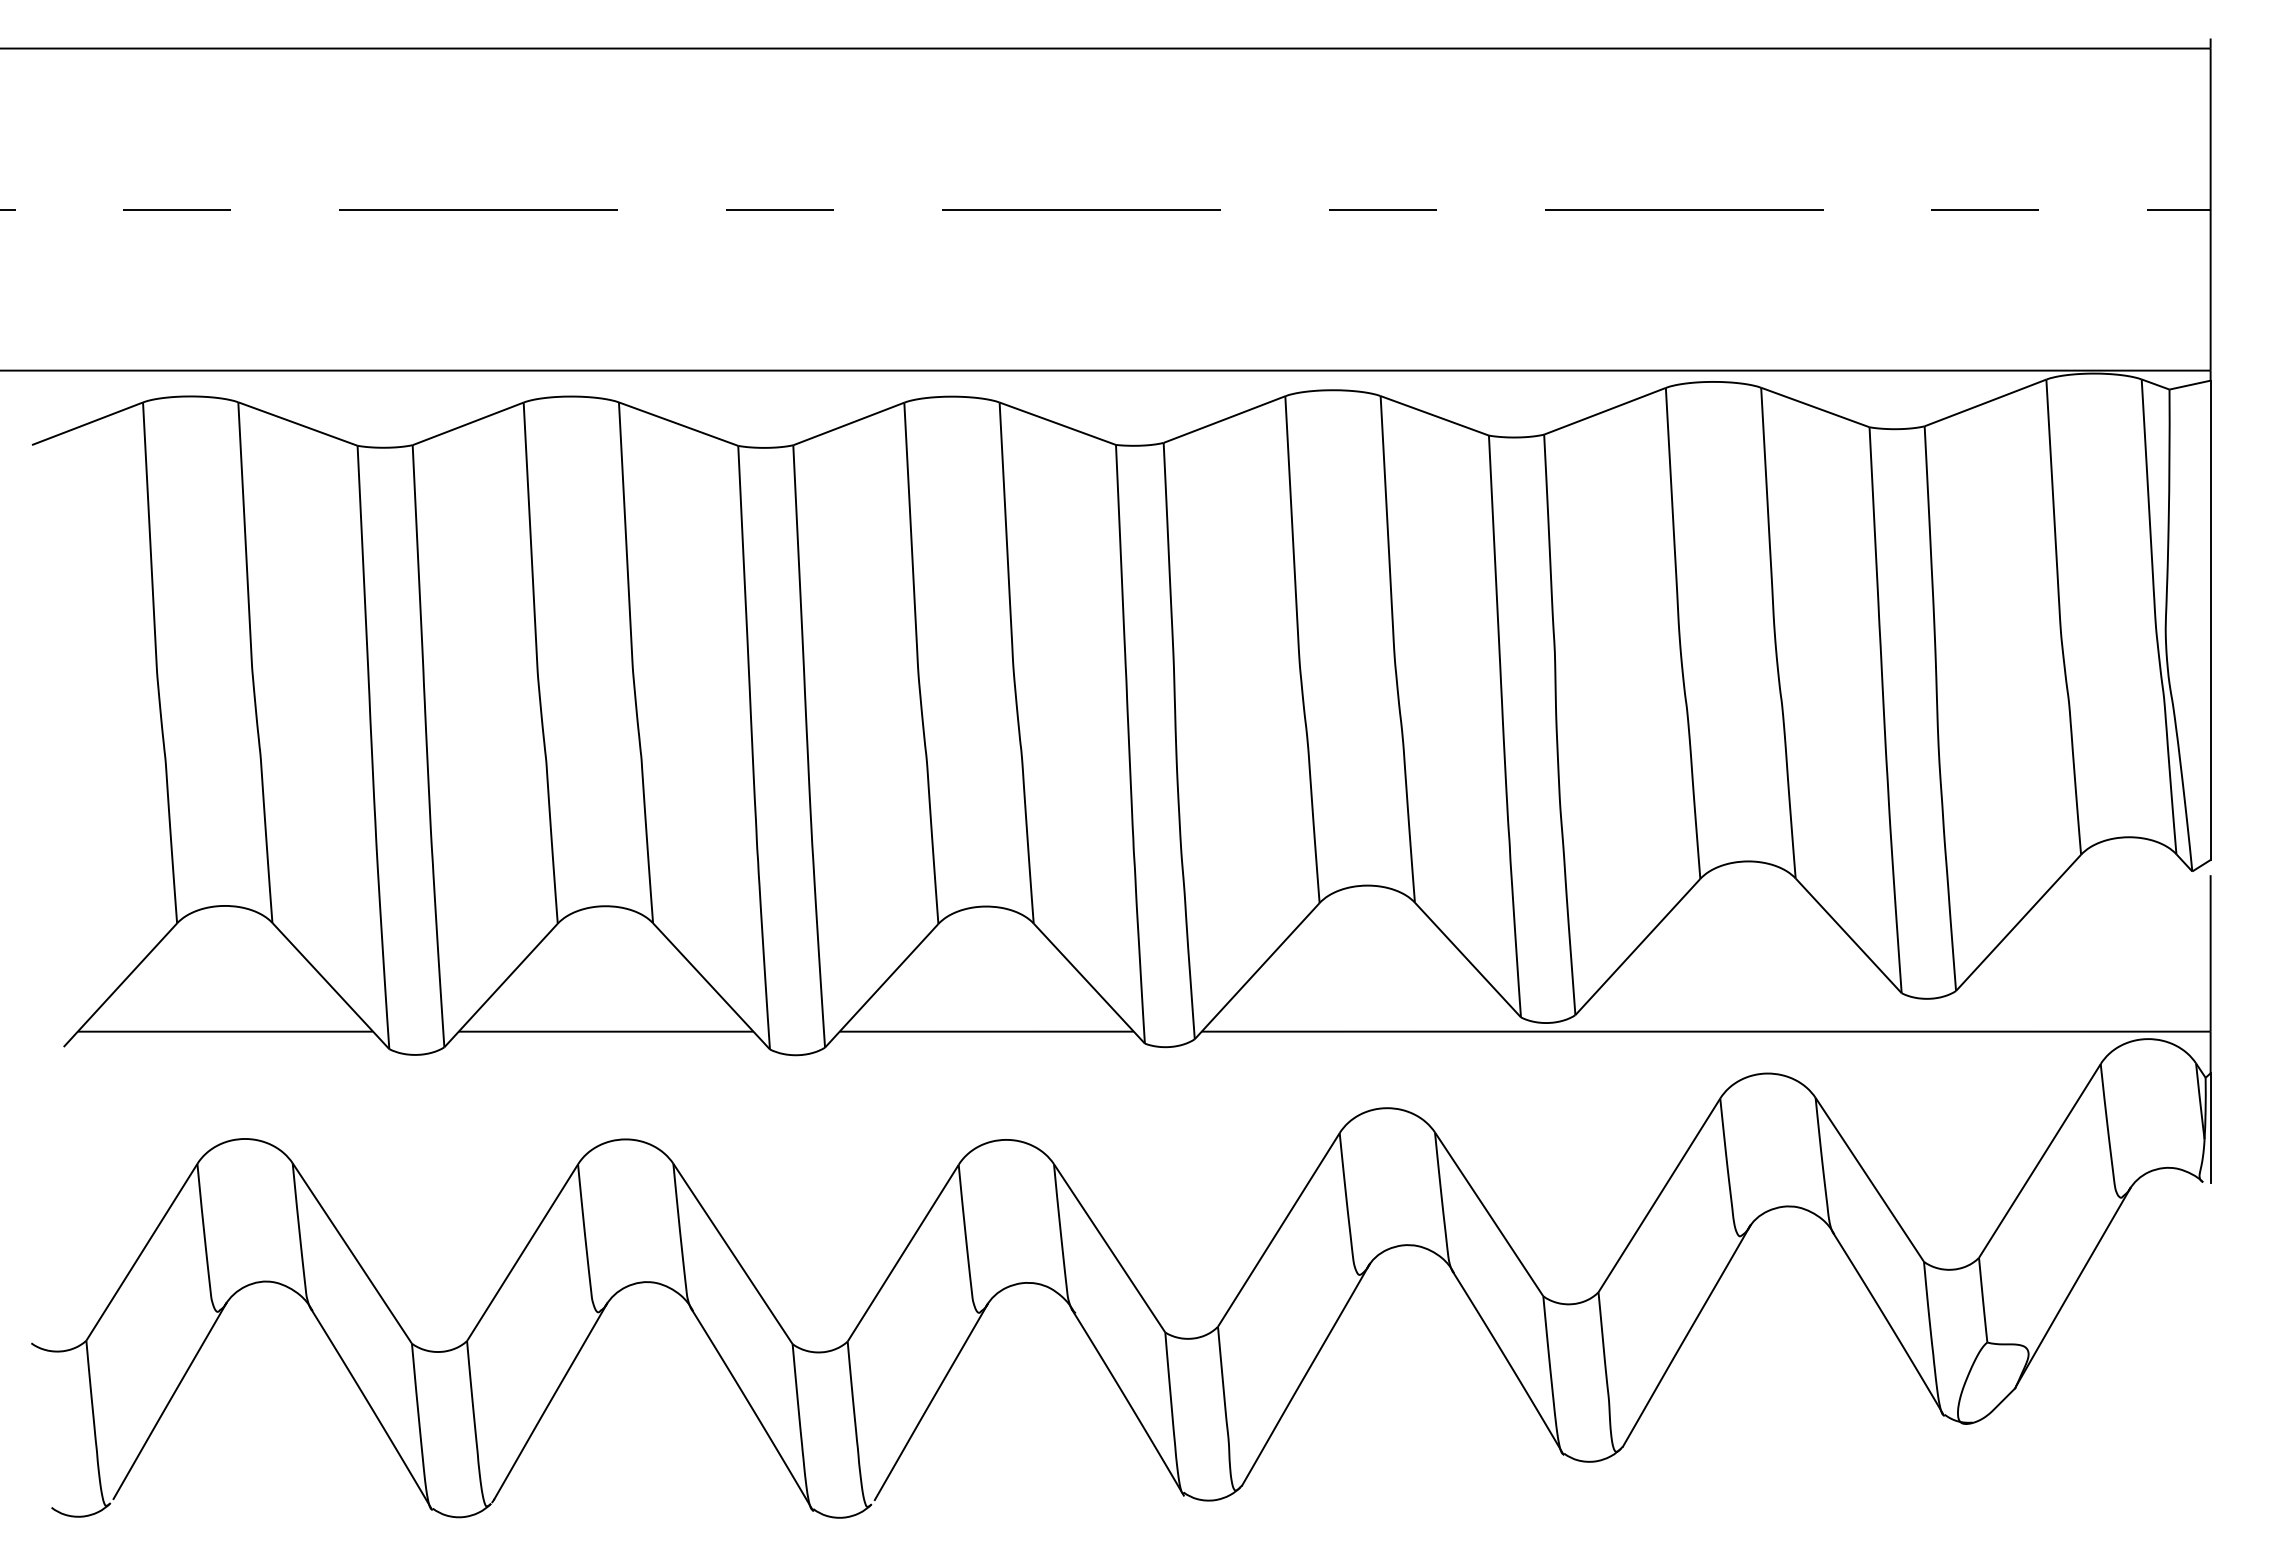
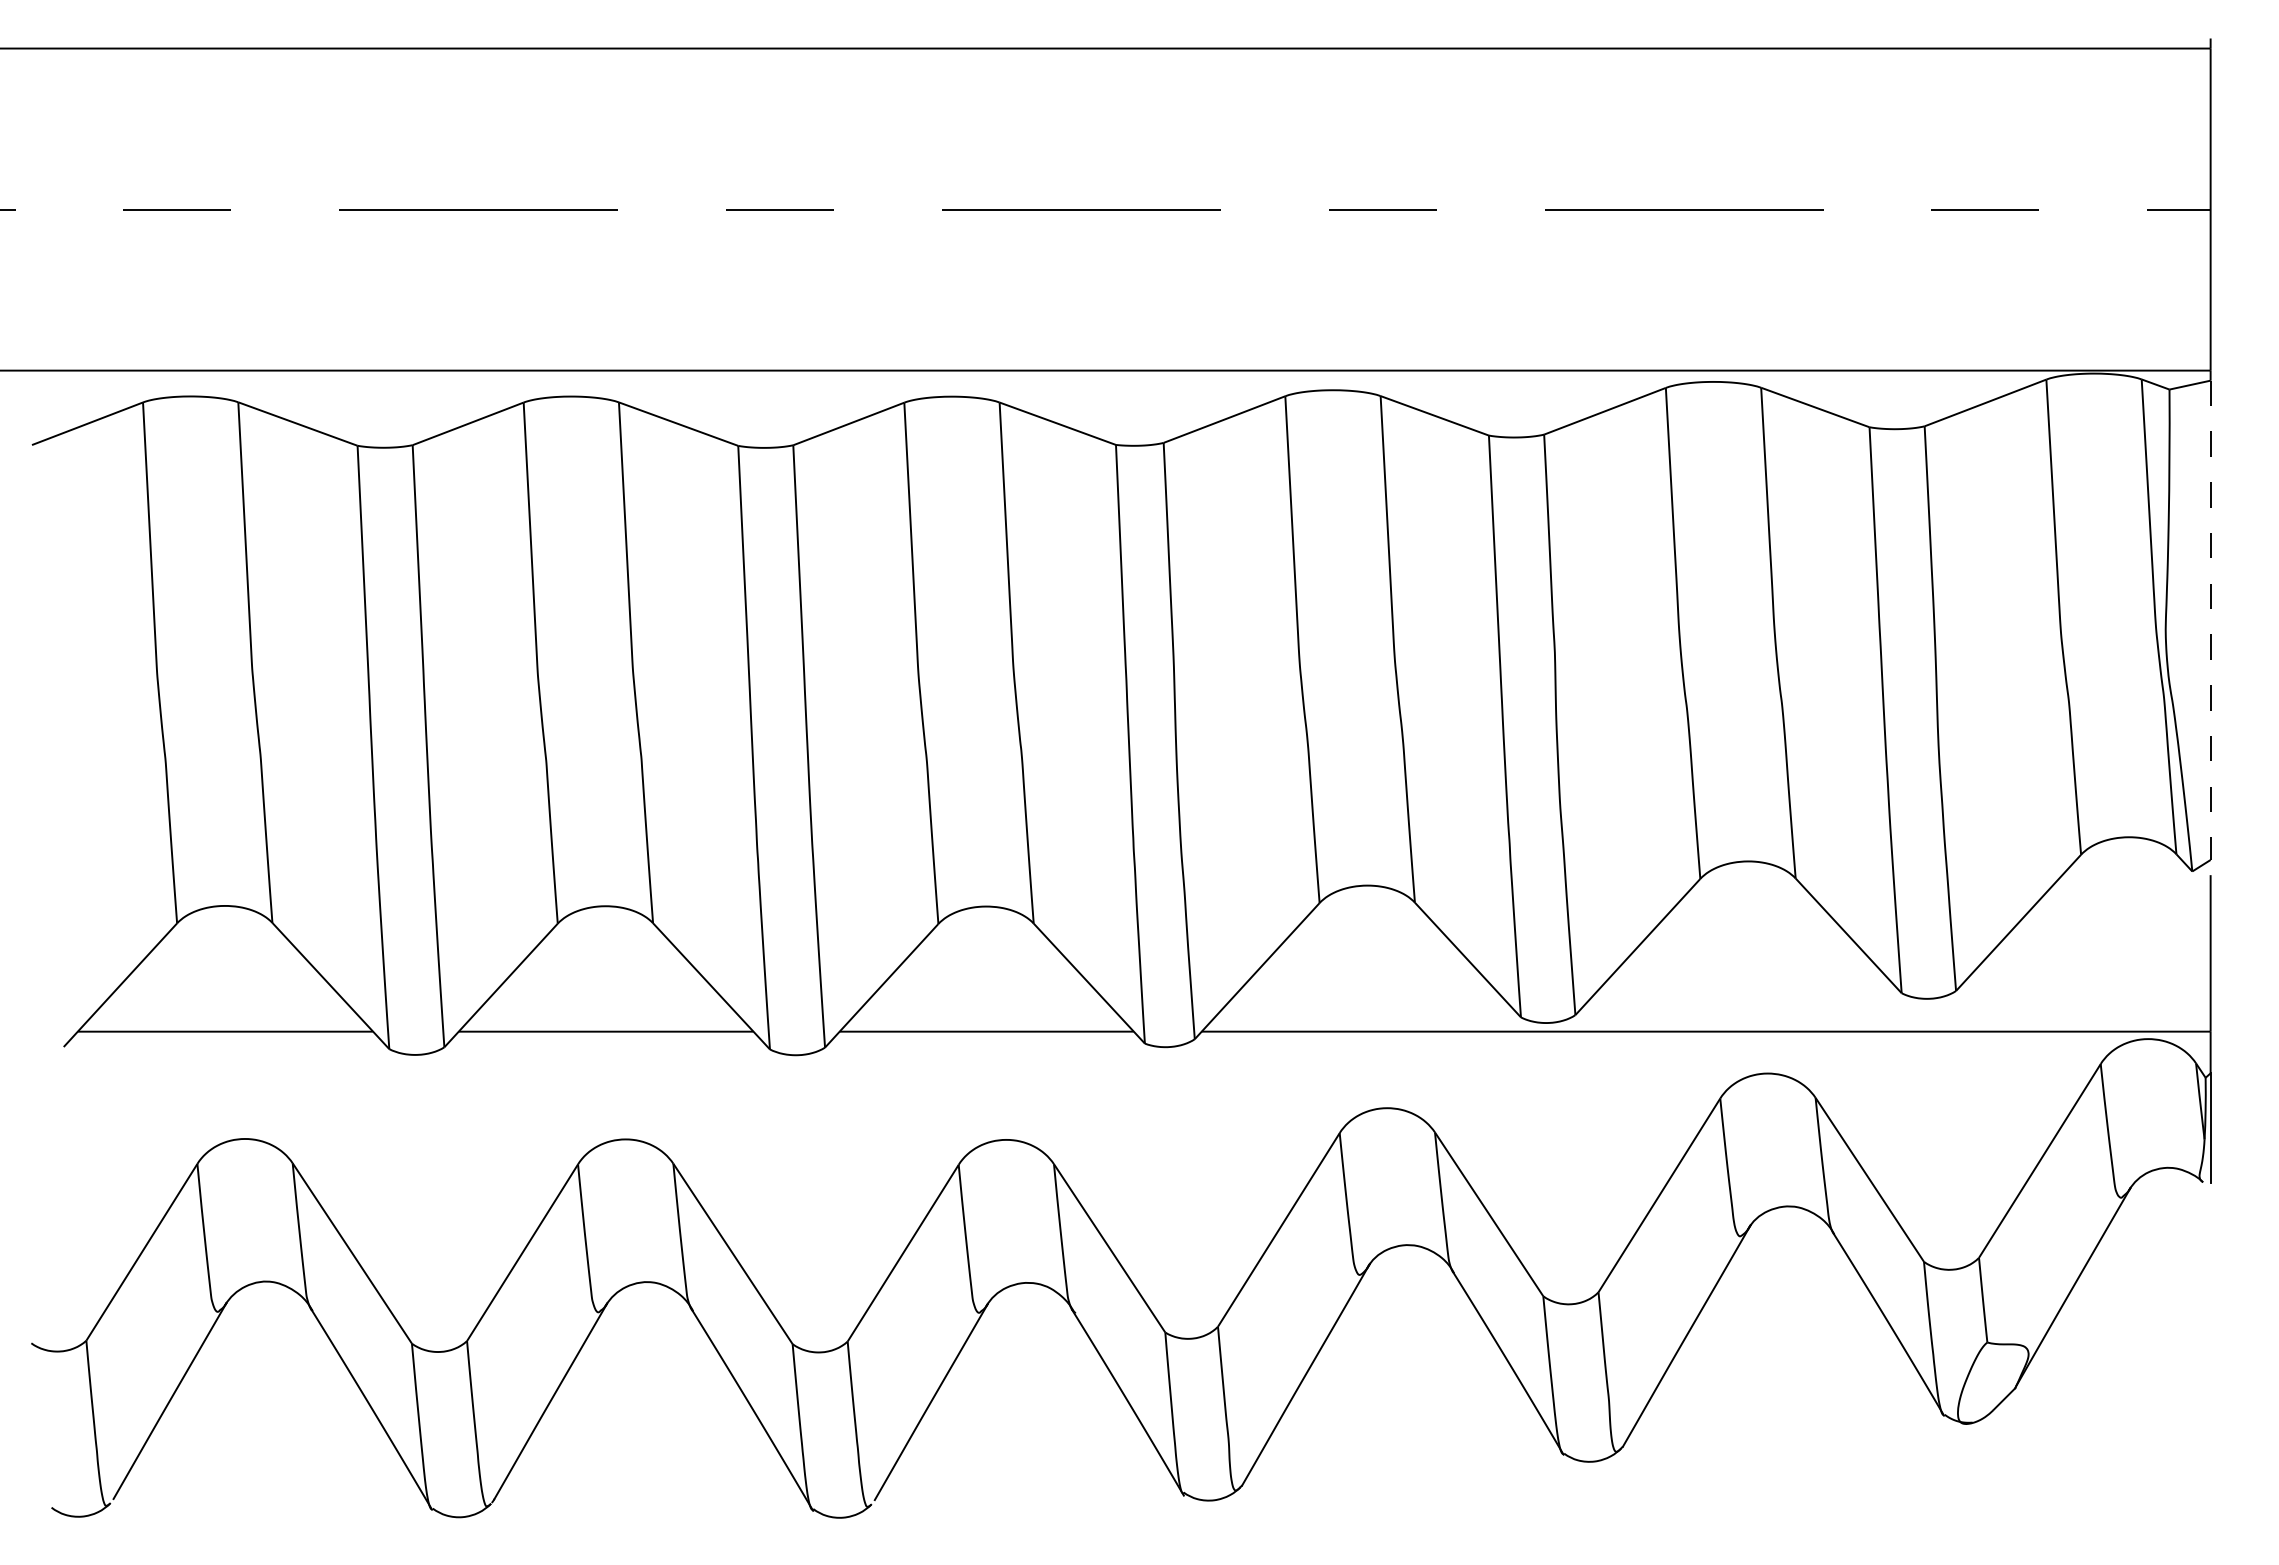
line: solid -> dashed (2210, 620)
